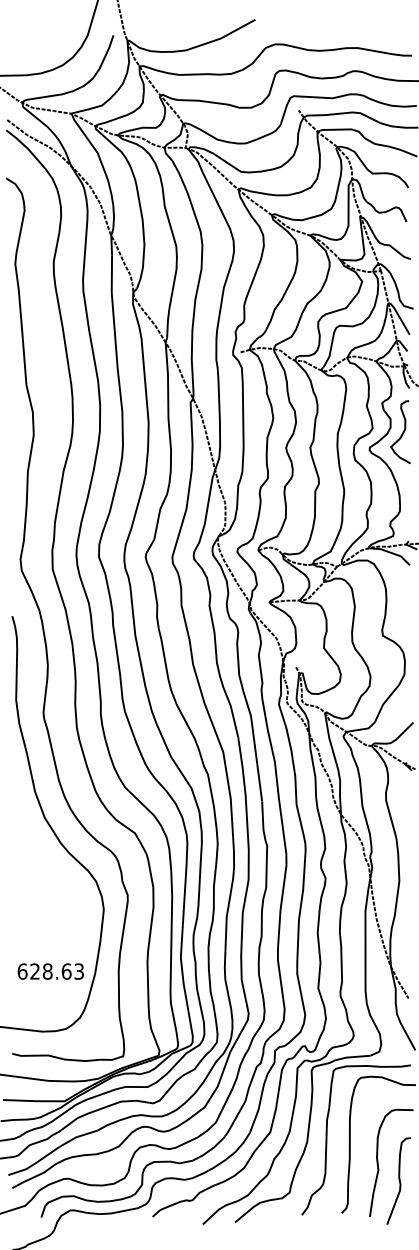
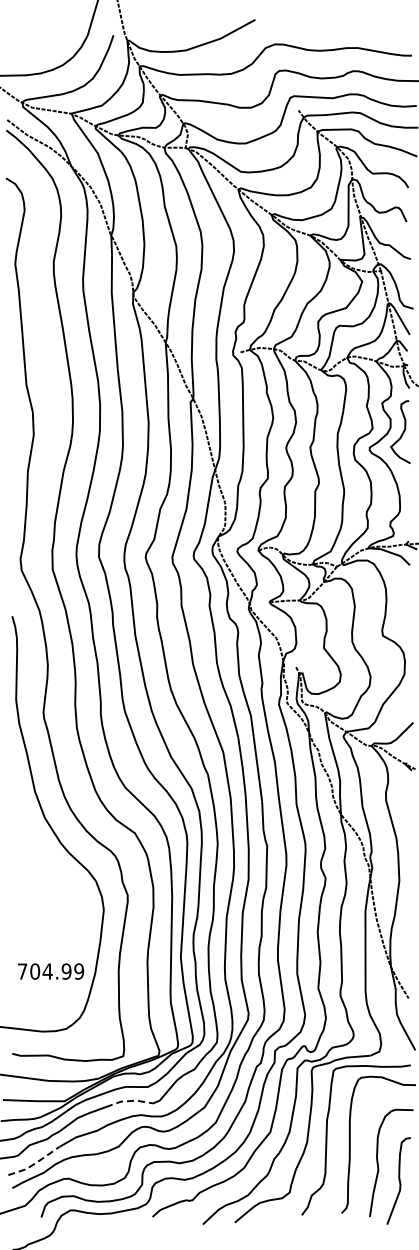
text: 628.63 -> 704.99 (50, 971)
line: solid -> dashed (127, 1101)
line: solid -> dashed (35, 1163)
